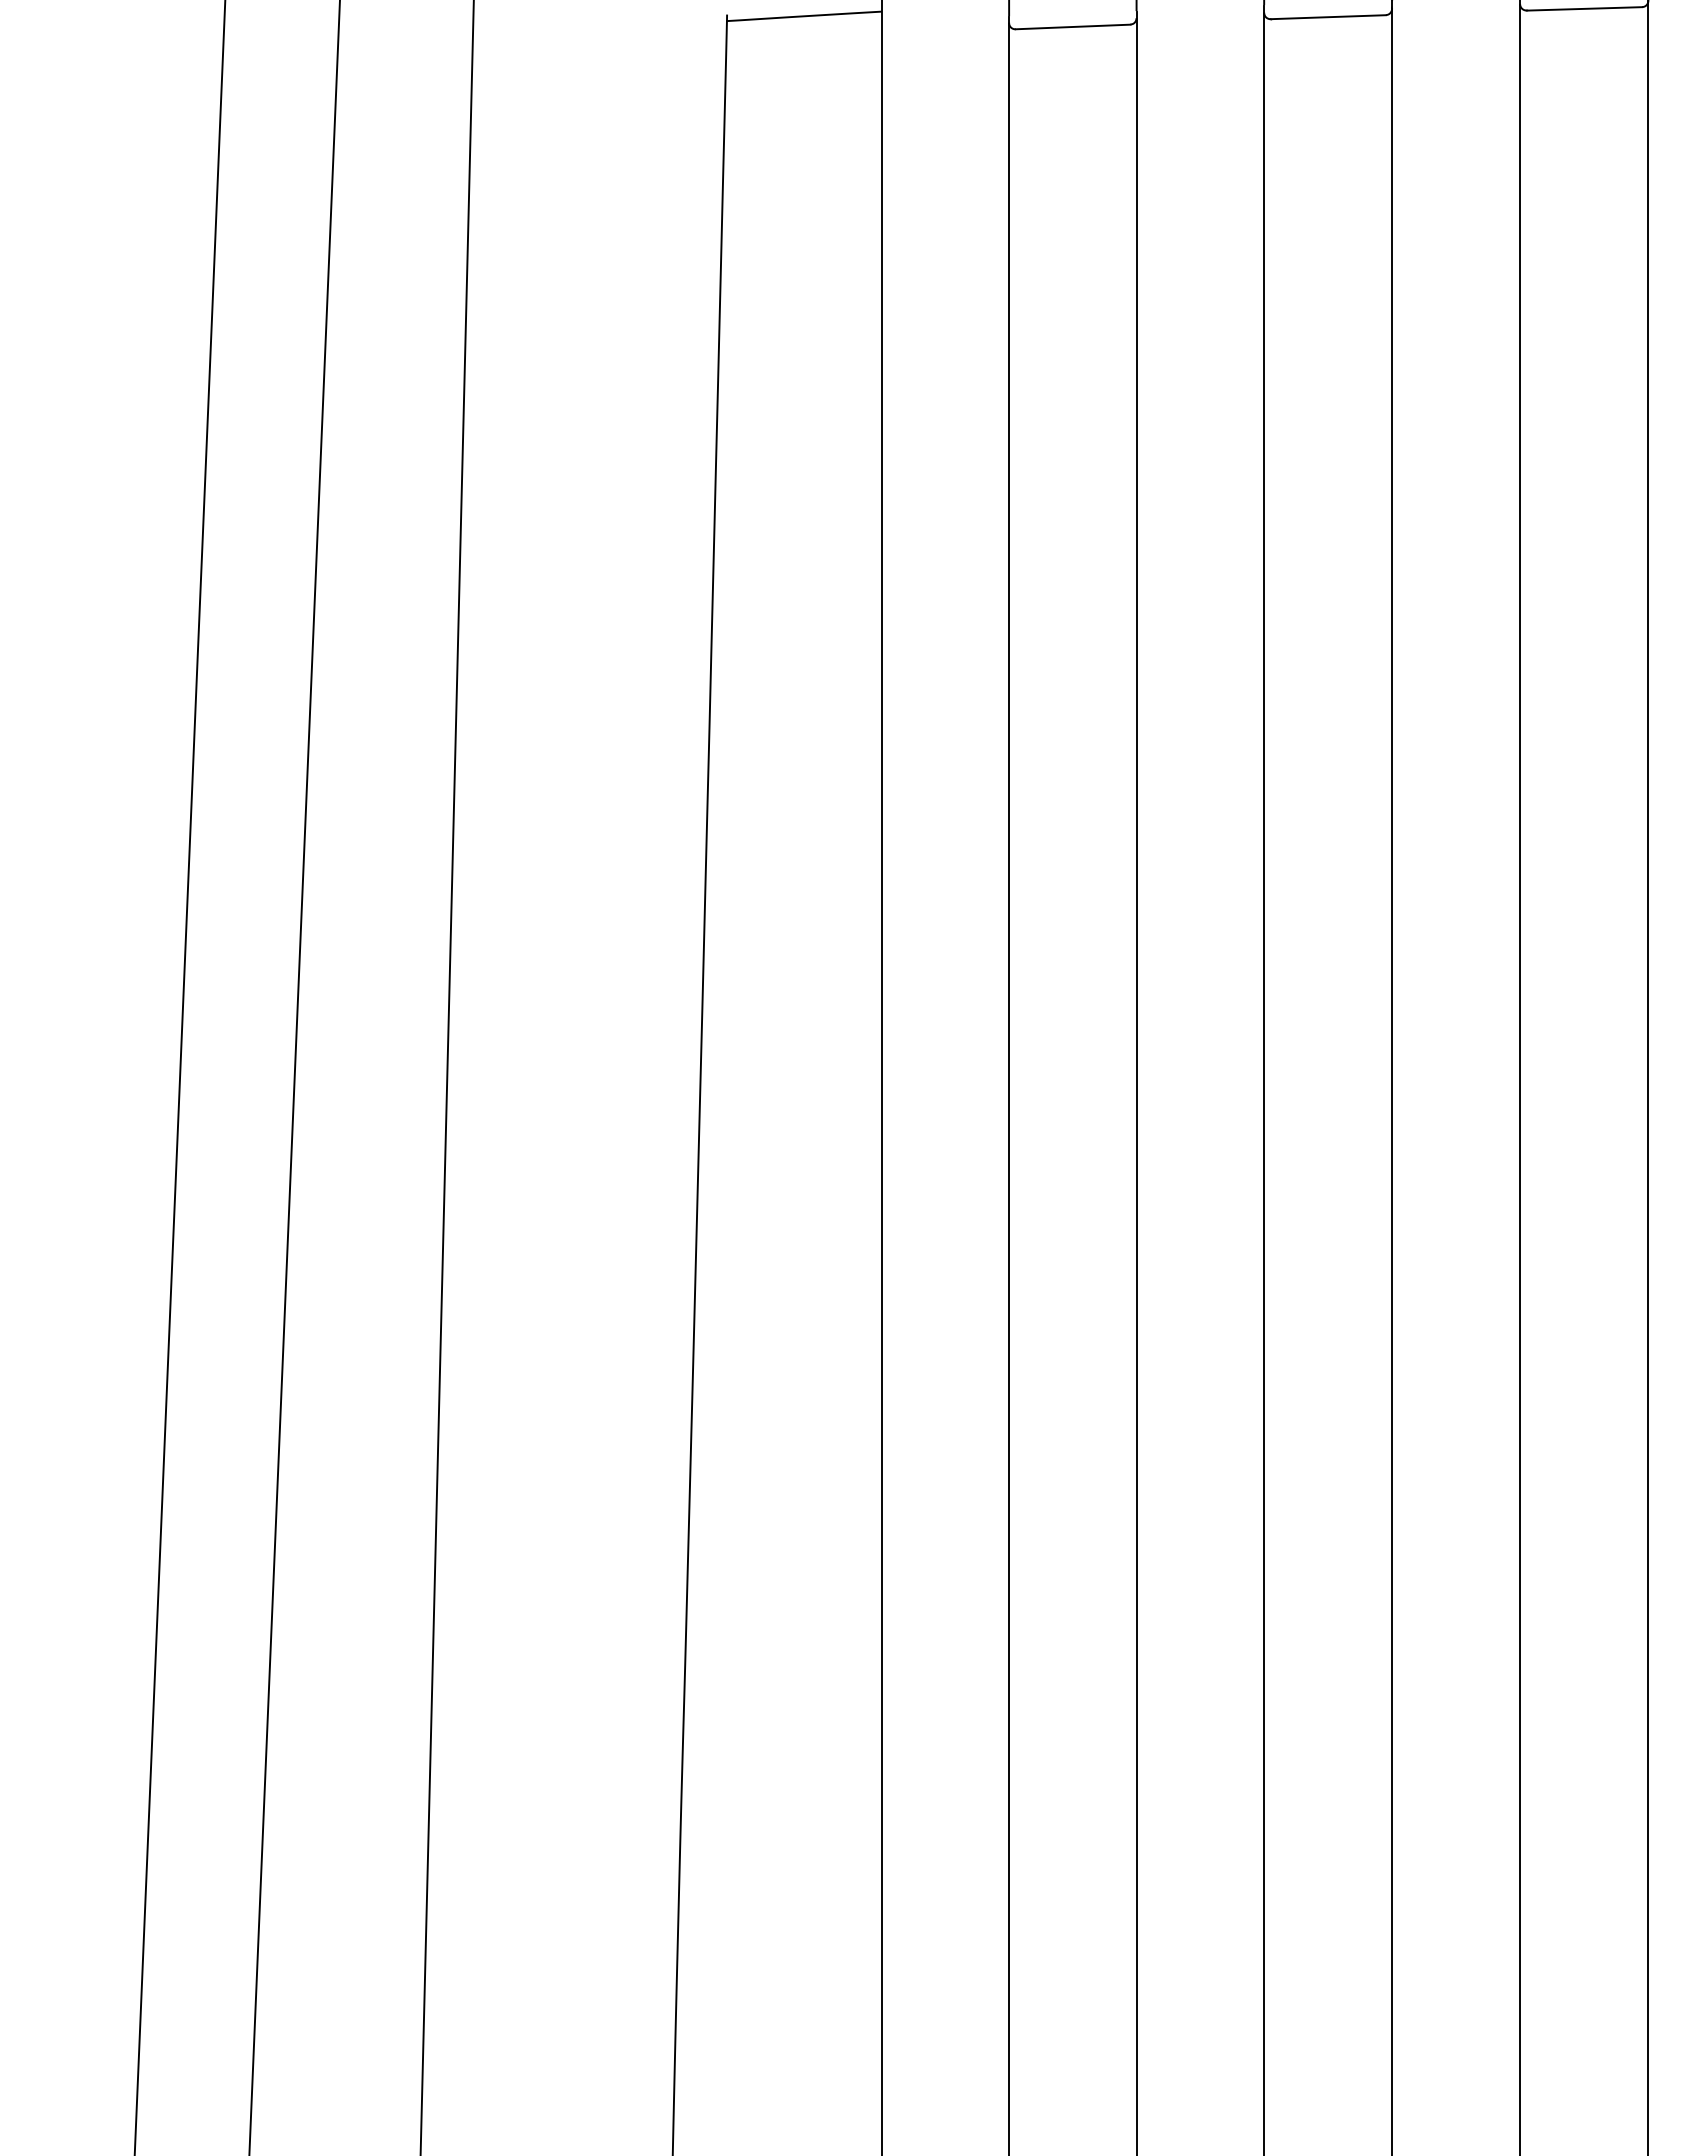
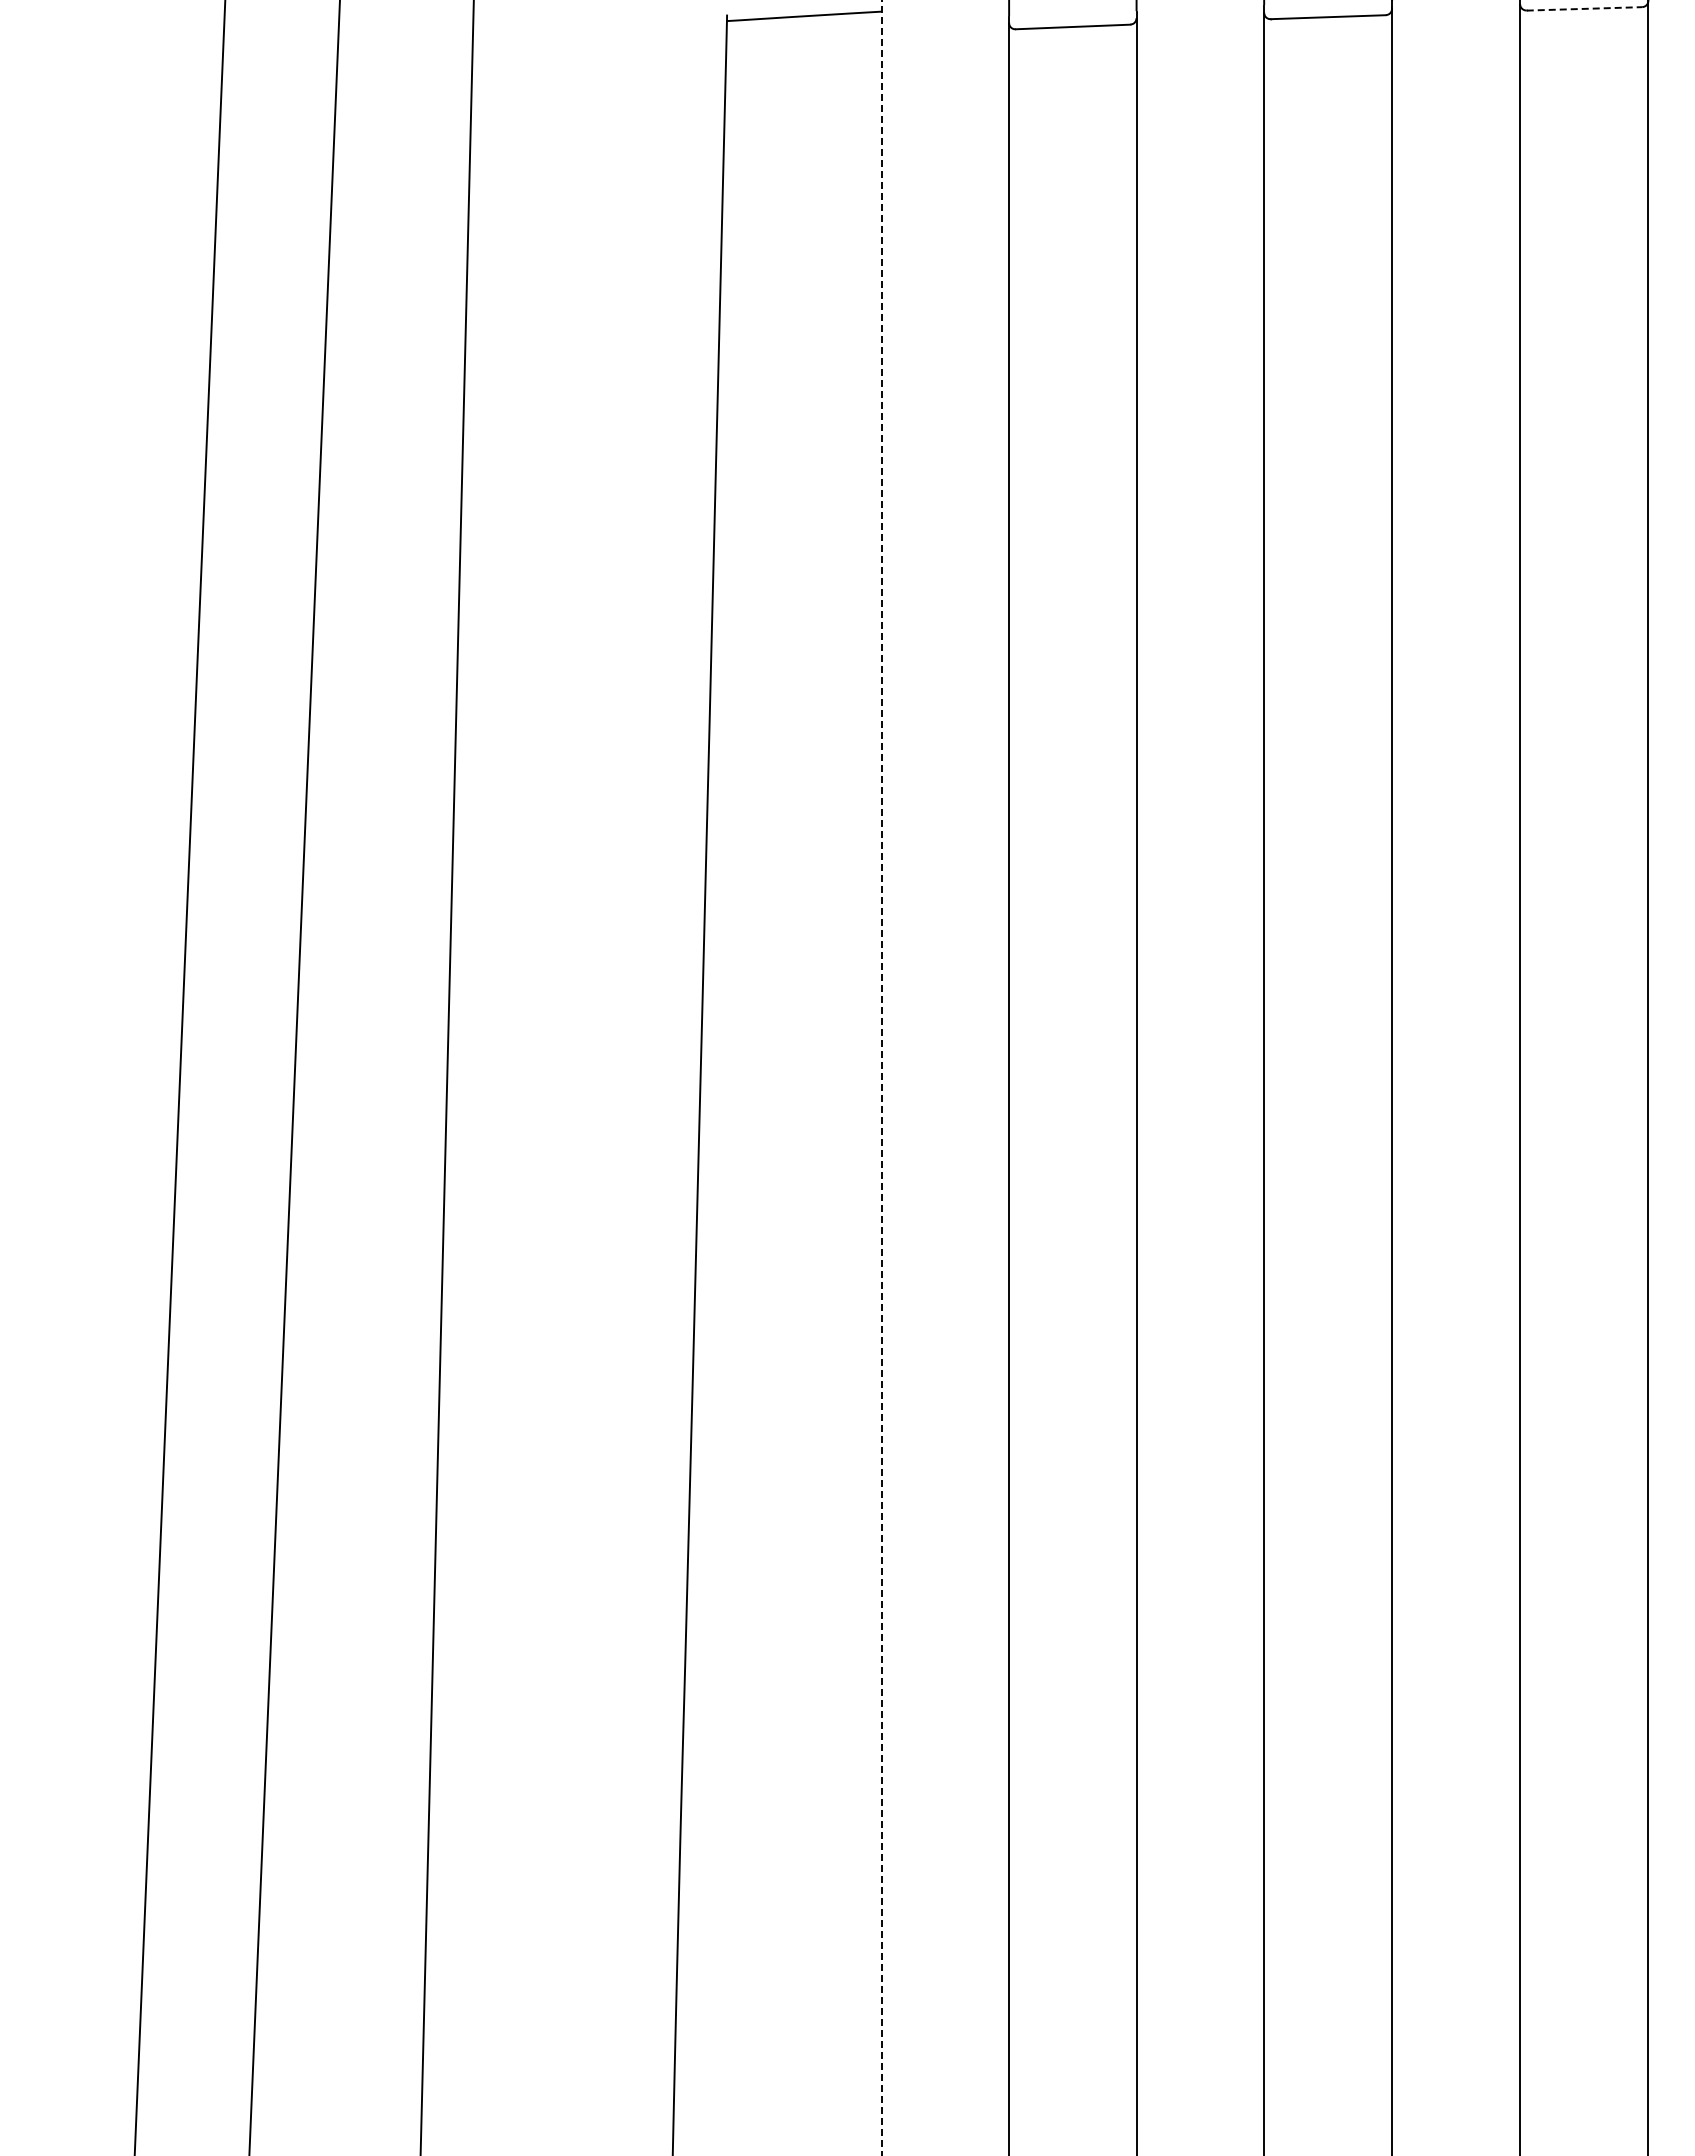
line: solid -> dashed (1584, 8)
line: solid -> dashed (881, 1078)
